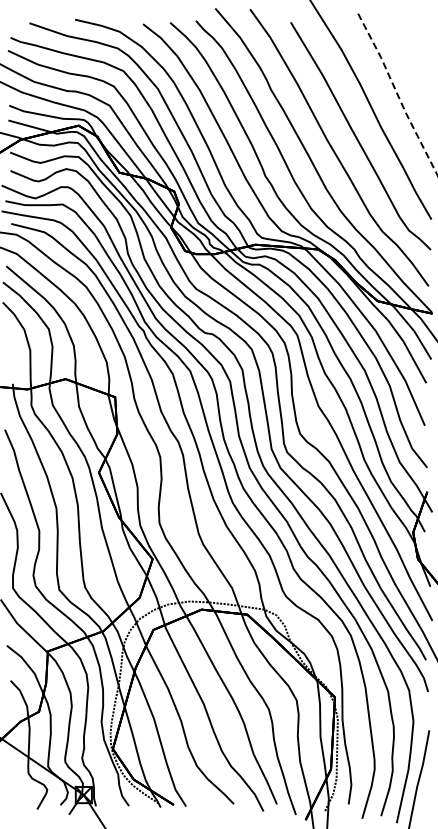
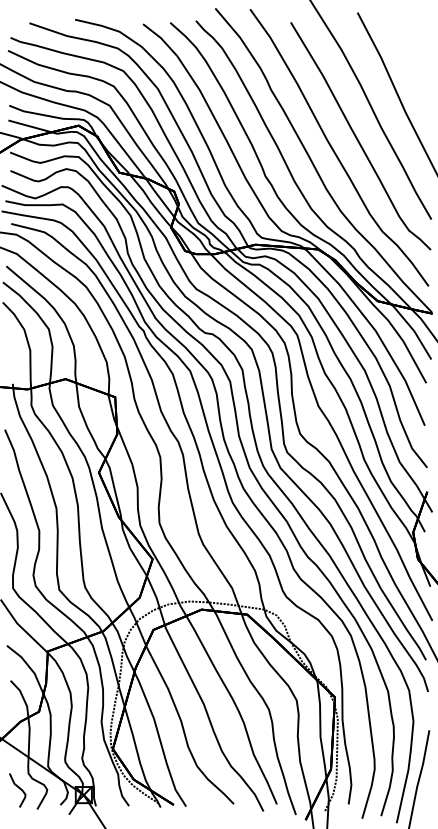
line: dashed -> solid (397, 94)
curve: none -> present (18, 788)
